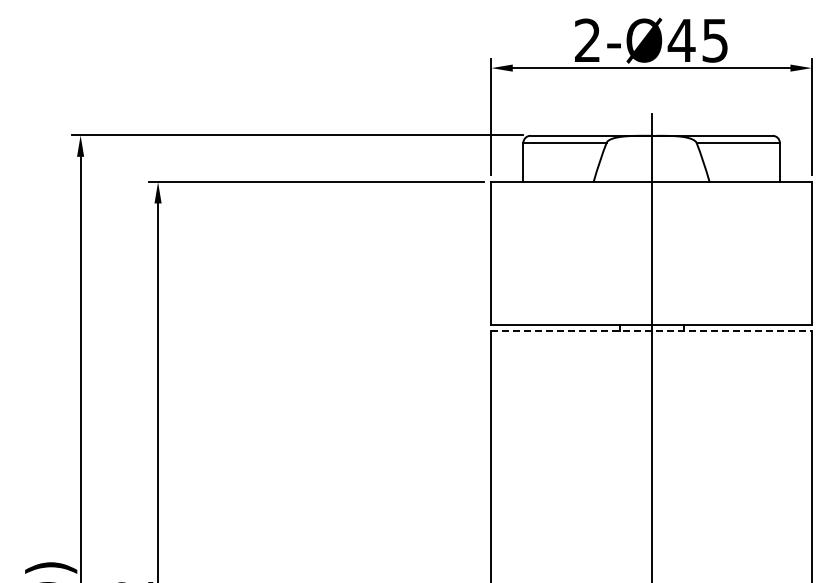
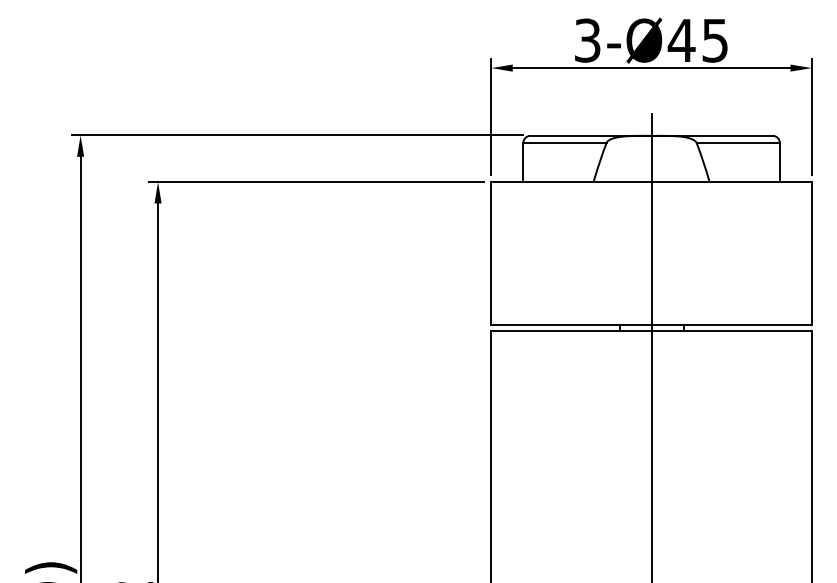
text: 2-Ø45 -> 3-Ø45 (587, 40)
line: dashed -> solid (652, 330)
